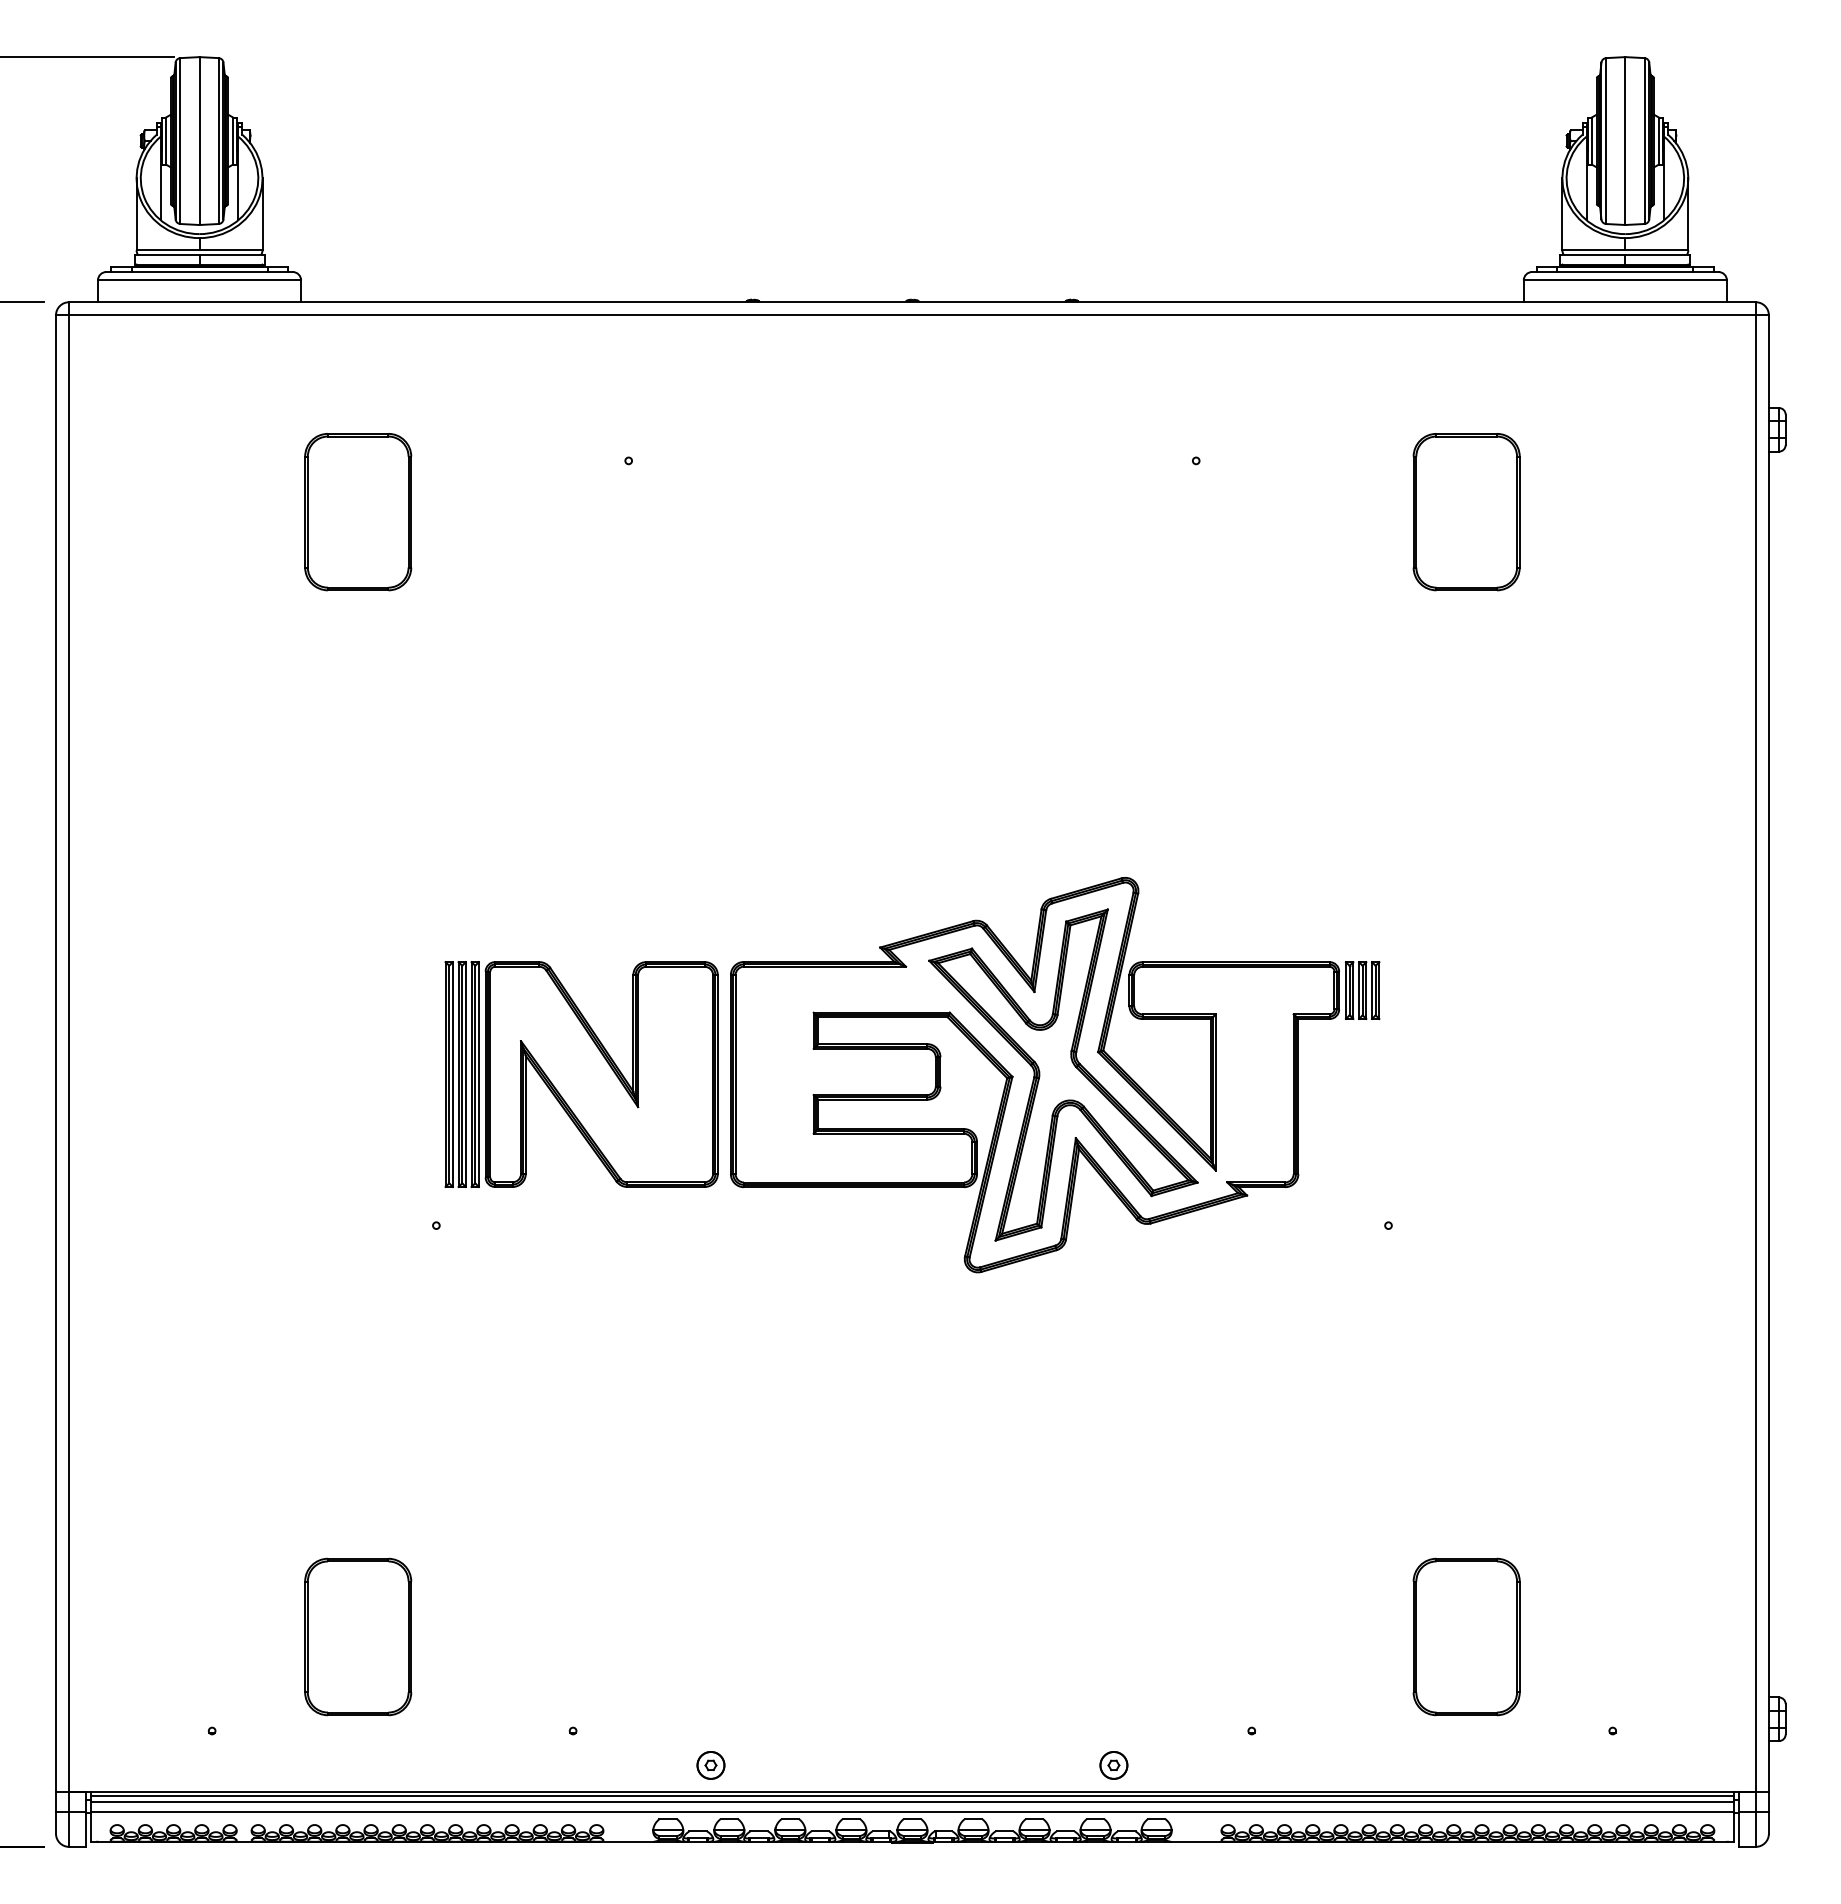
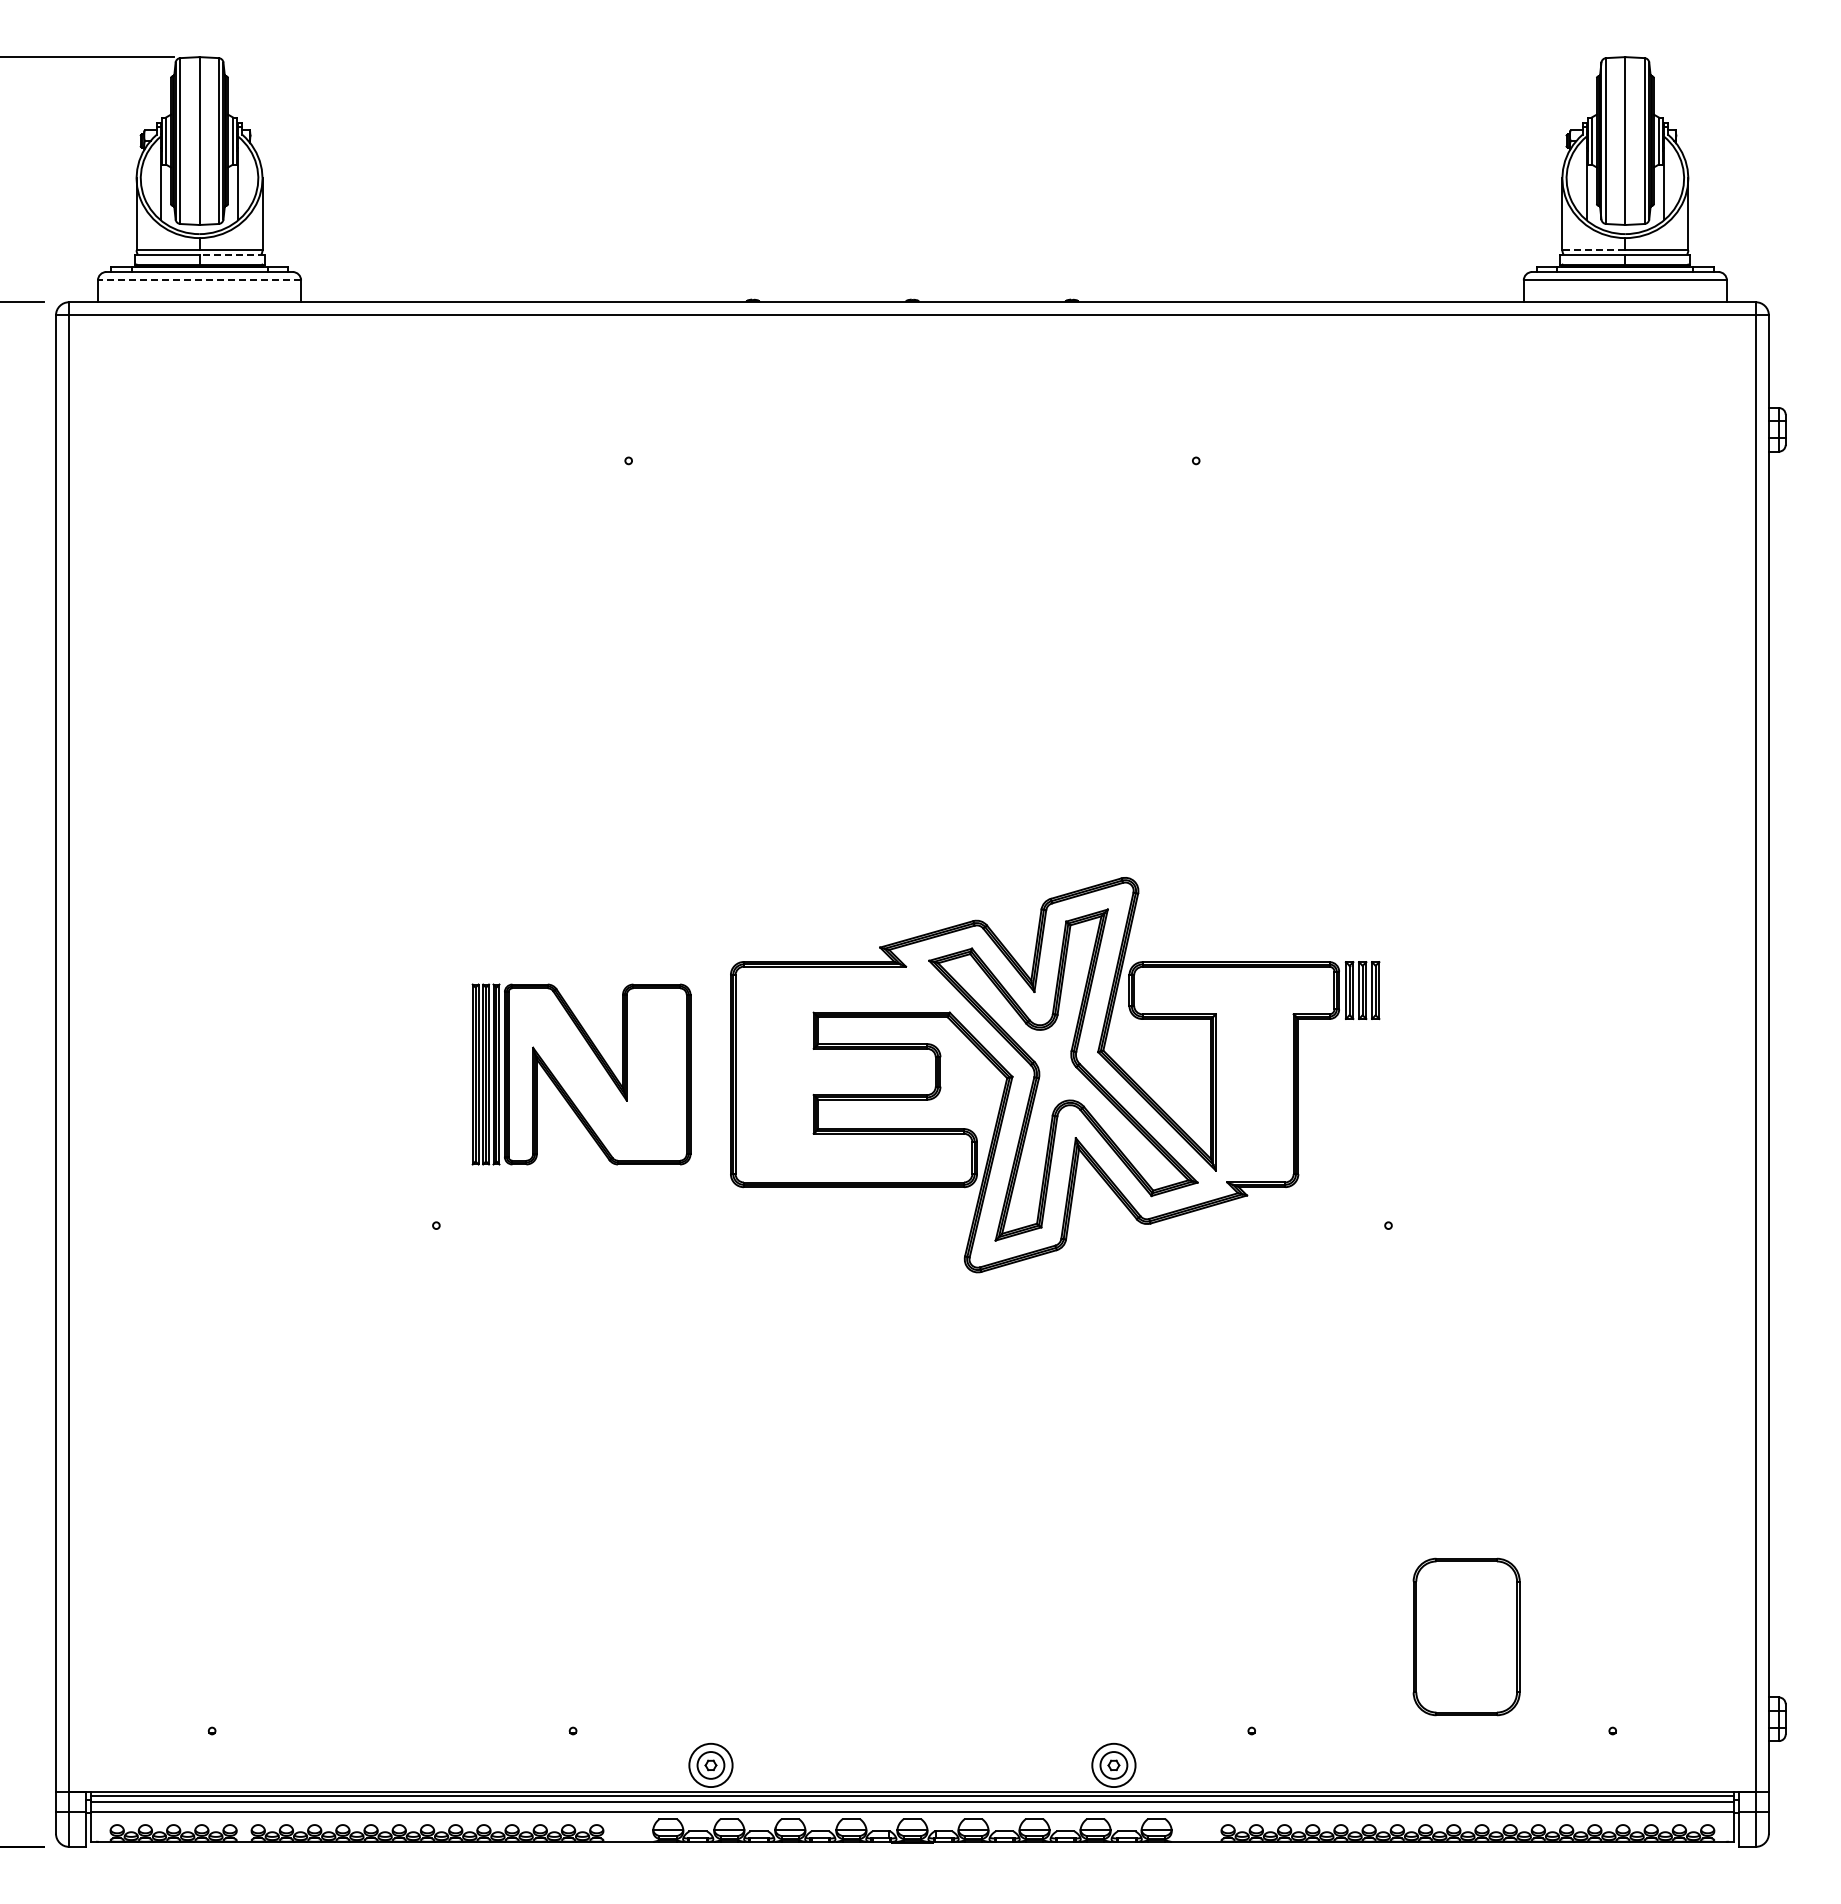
line: solid -> dashed (1593, 250)
line: solid -> dashed (231, 254)
line: solid -> dashed (199, 280)
part: present -> none (358, 512)
part: present -> none (1466, 512)
part size: 275x227 px -> 221x183 px (581, 1074)
part: present -> none (358, 1636)
circle diameter: 27 px -> 43 px (710, 1765)
circle diameter: 27 px -> 43 px (1113, 1765)
